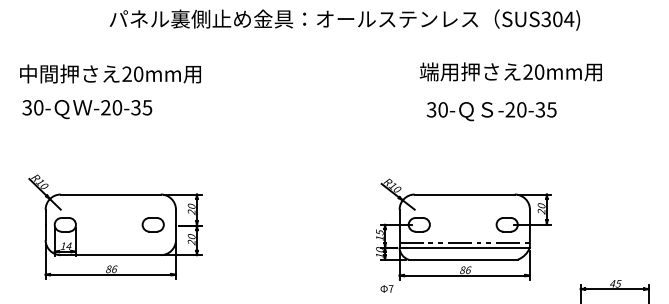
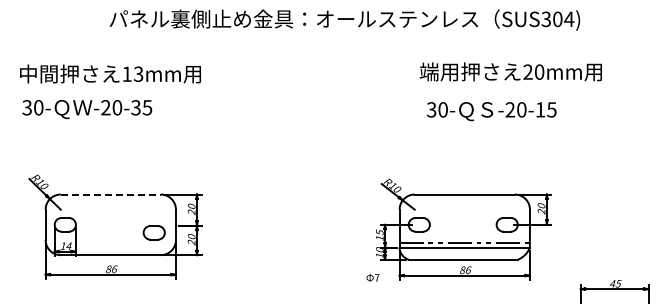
text: 20mm -> 13mm (132, 73)
text: -20-35 -> -20-15 (540, 109)
line: solid -> dashed (111, 194)
part position: (152, 224) -> (153, 232) (153, 232)
text position: (386, 288) -> (372, 277) (372, 277)
